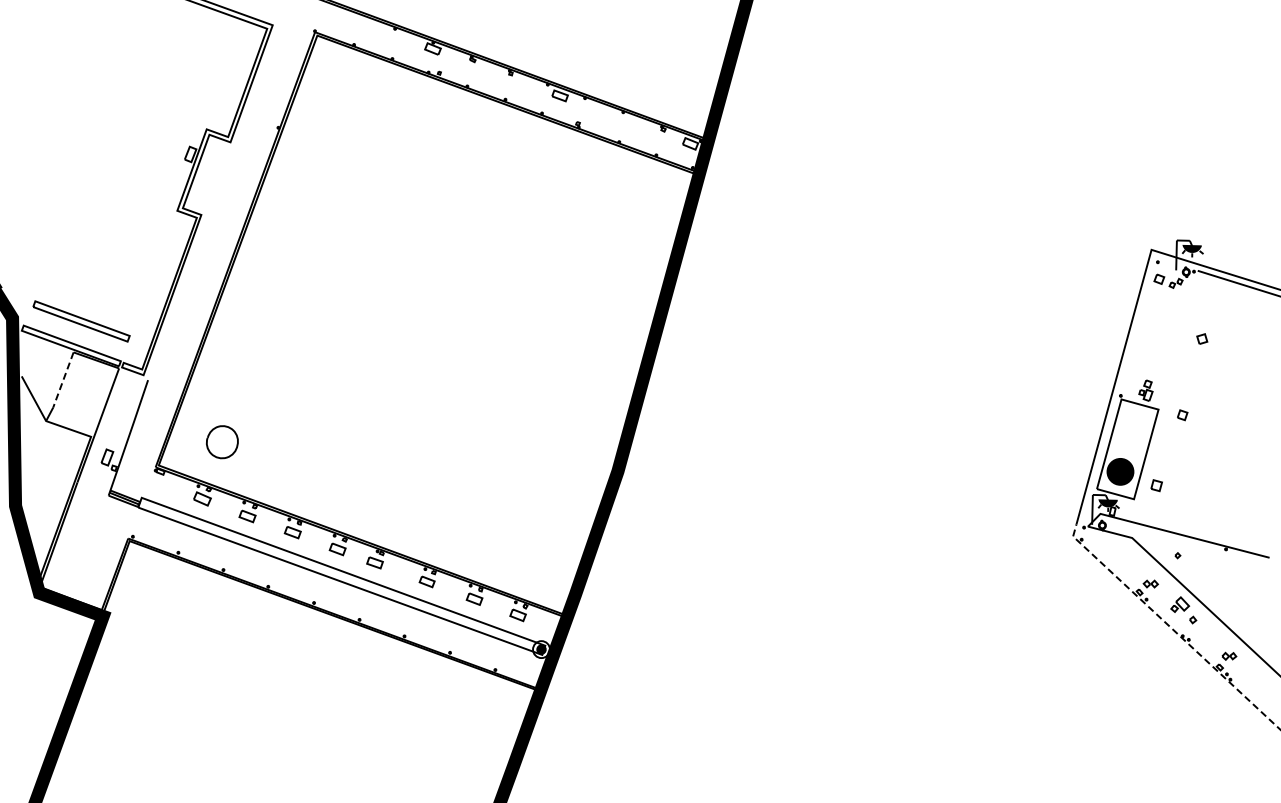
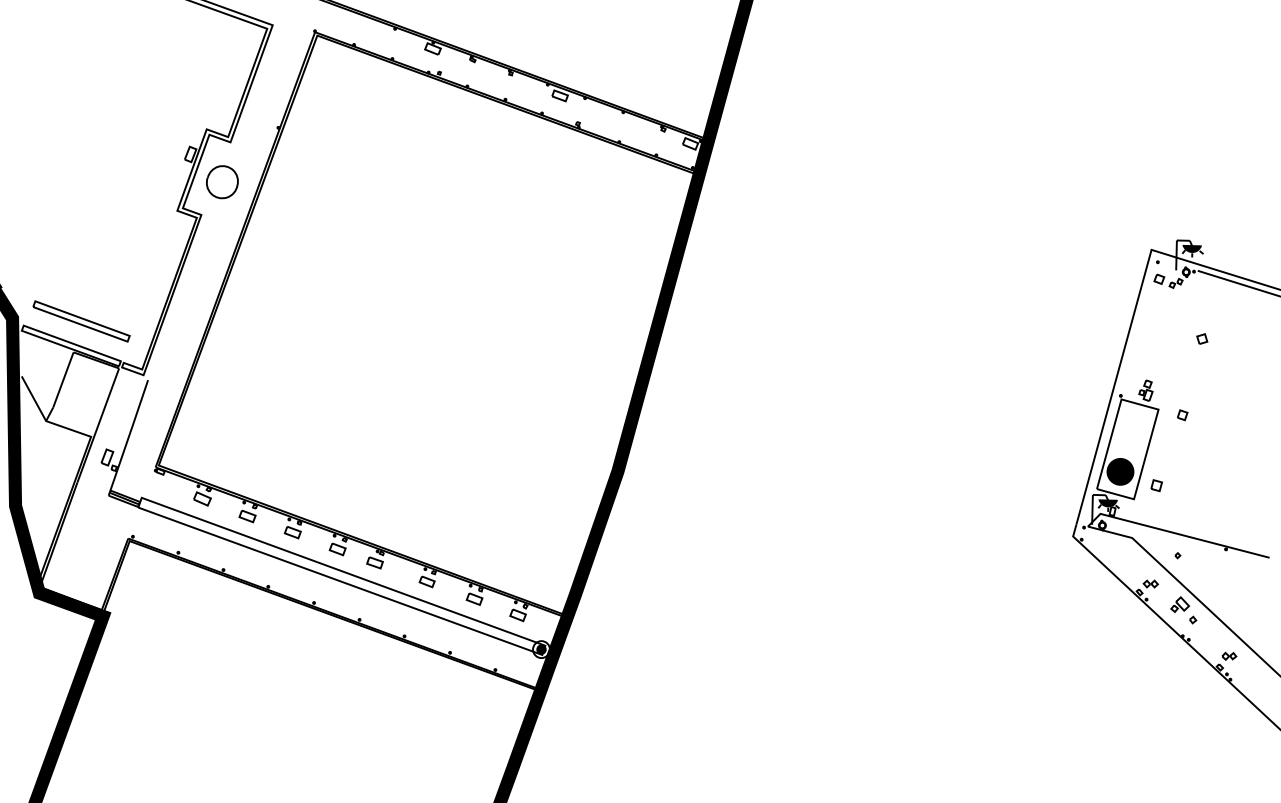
line: dashed -> solid (63, 380)
curve position: (236, 444) -> (236, 184) (236, 184)
line: dashed -> solid (1171, 628)
